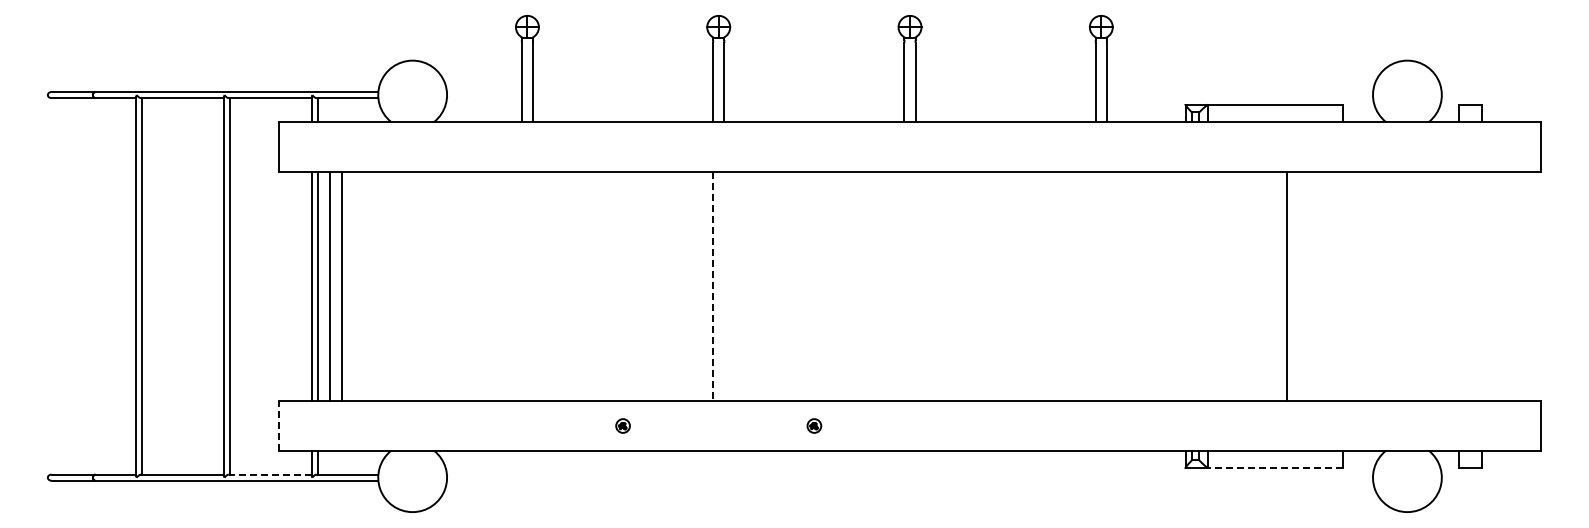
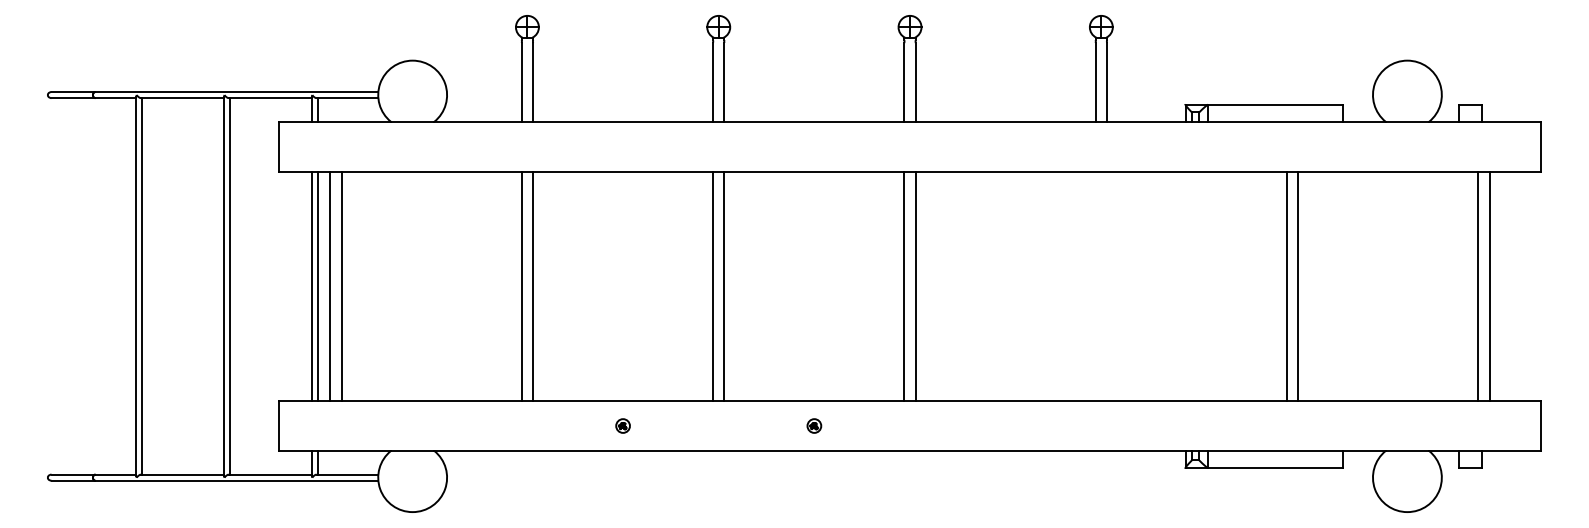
line: none -> present (521, 286)
line: none -> present (533, 286)
line: dashed -> solid (713, 286)
line: none -> present (724, 286)
line: none -> present (904, 286)
line: none -> present (915, 286)
line: none -> present (1298, 286)
line: none -> present (1478, 286)
line: none -> present (1489, 286)
line: dashed -> solid (278, 426)
line: dashed -> solid (1275, 468)
line: dashed -> solid (269, 474)
